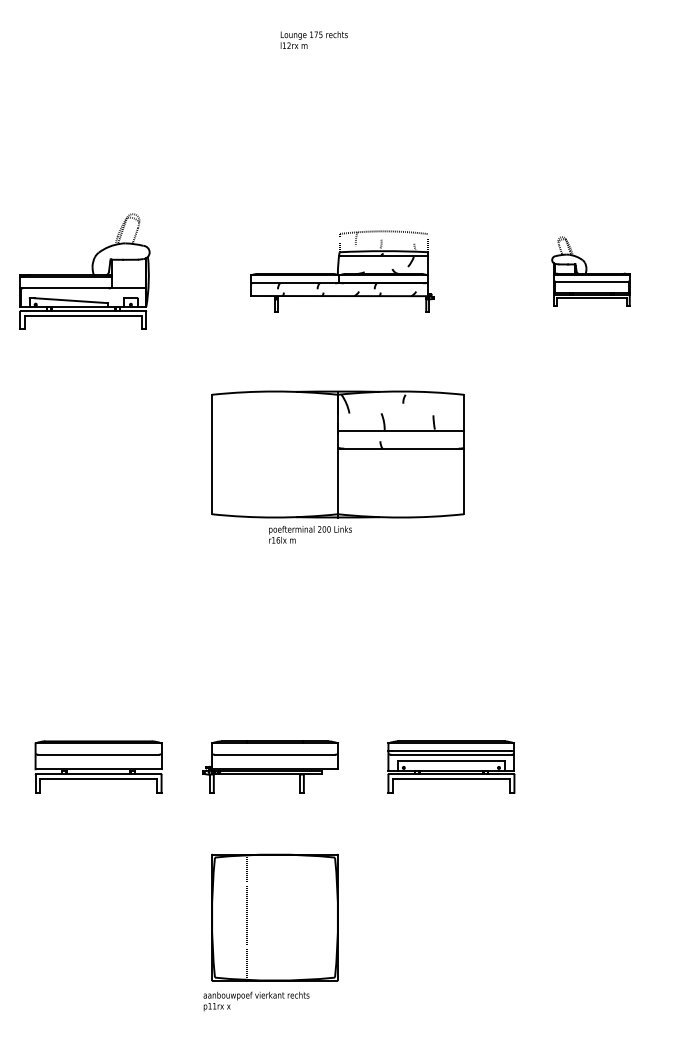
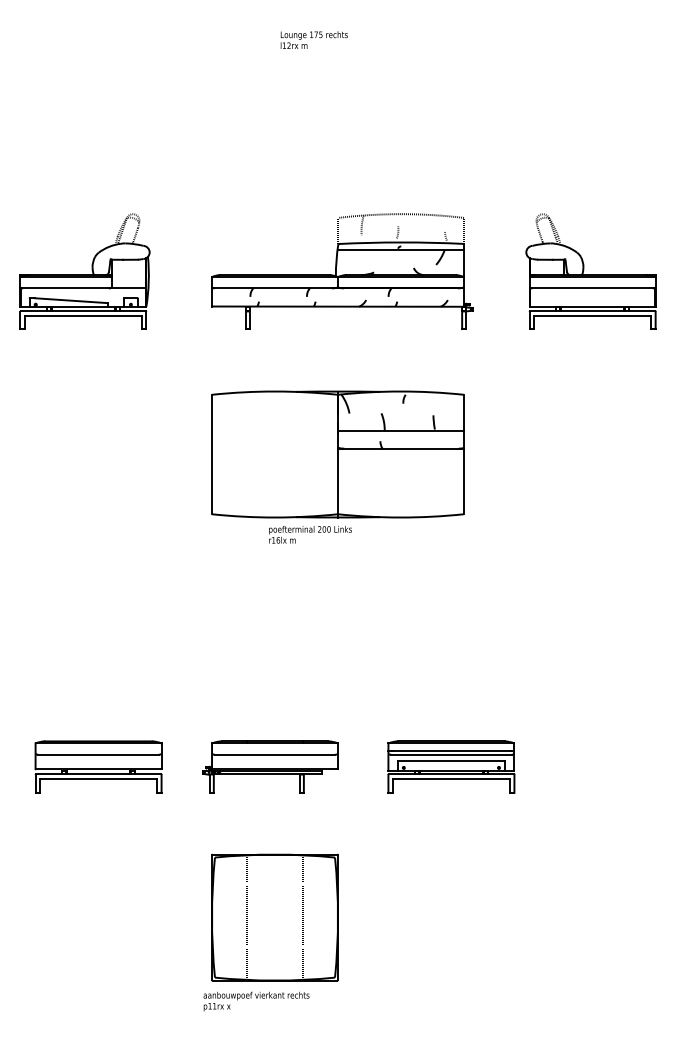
part size: 185x83 px -> 263x117 px (342, 271)
part size: 80x71 px -> 132x117 px (590, 271)
line: none -> present (303, 917)
